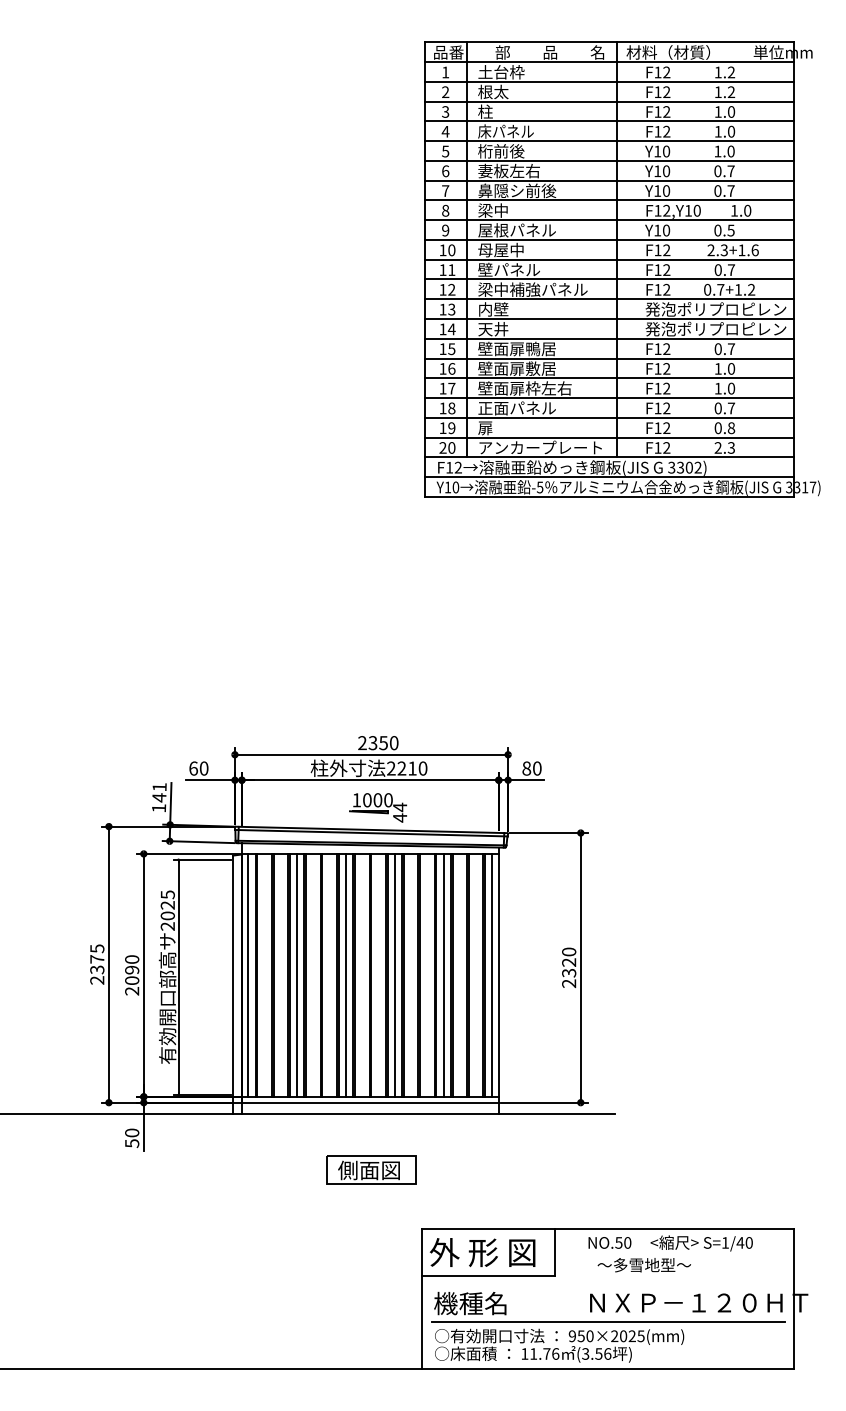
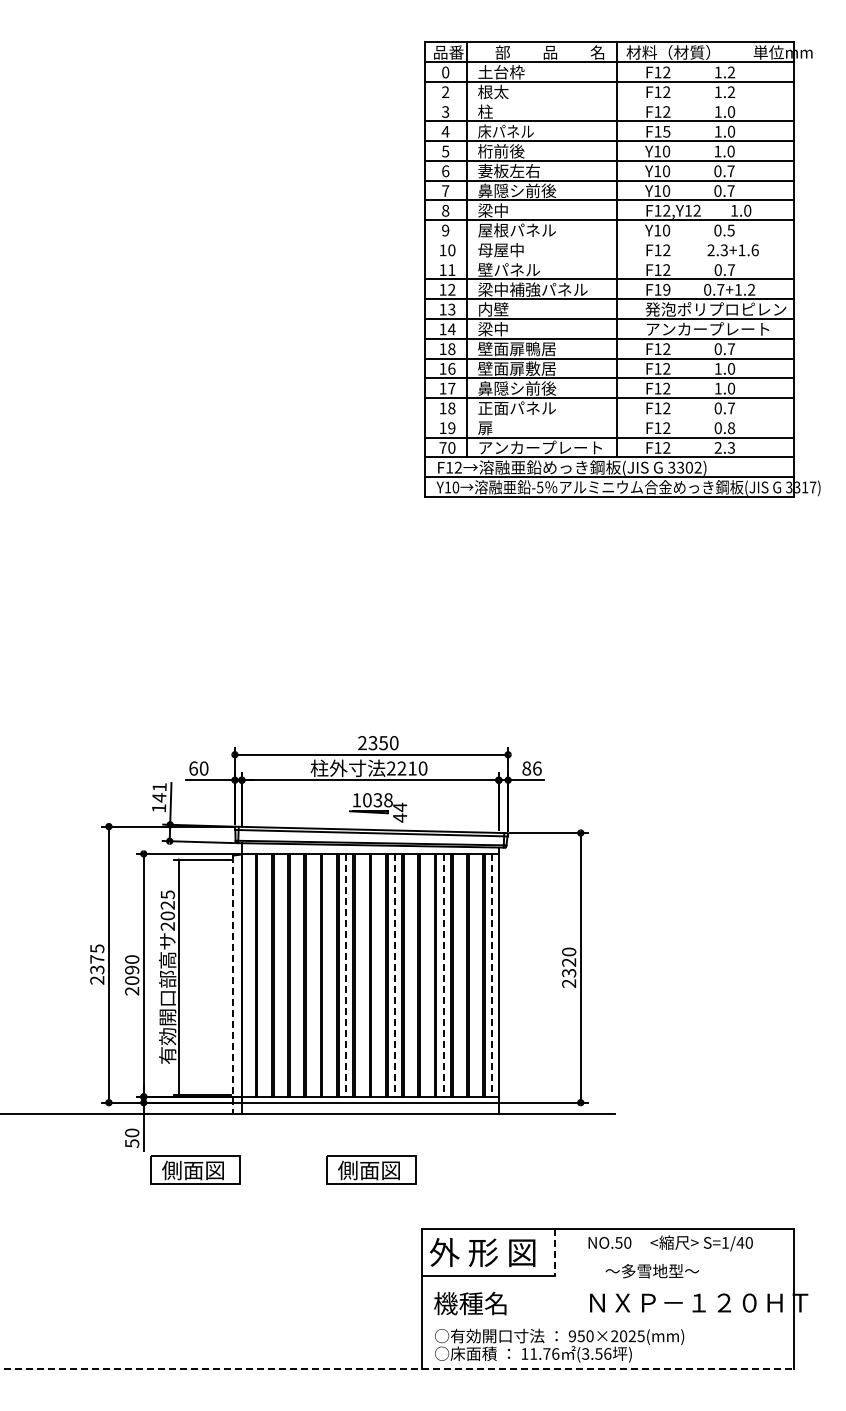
text: 1 -> 0 (445, 72)
line: present -> none (609, 101)
text: F12 -> F15 (666, 131)
text: F12,Y10 -> F12,Y12 (696, 210)
line: present -> none (609, 239)
line: present -> none (609, 259)
text: F12 -> F19 (666, 289)
text: 発泡ポリプロピレン -> アンカープレート (715, 328)
text: 天井 -> 梁中 (493, 329)
text: 15 -> 18 (451, 348)
text: 壁面扉枠左右 -> 鼻隠シ前後 (524, 388)
line: present -> none (609, 417)
text: 20 -> 70 (442, 447)
text: 80 -> 86 (537, 768)
text: 1000 -> 1038 (382, 800)
line: present -> none (248, 974)
line: present -> none (297, 974)
line: solid -> dashed (345, 975)
line: solid -> dashed (394, 975)
line: solid -> dashed (443, 975)
line: solid -> dashed (492, 975)
line: solid -> dashed (232, 985)
part: none -> present (195, 1169)
line: solid -> dashed (555, 1252)
text position: (643, 1265) -> (651, 1271) (651, 1271)
line: present -> none (607, 1322)
line: solid -> dashed (397, 1368)
